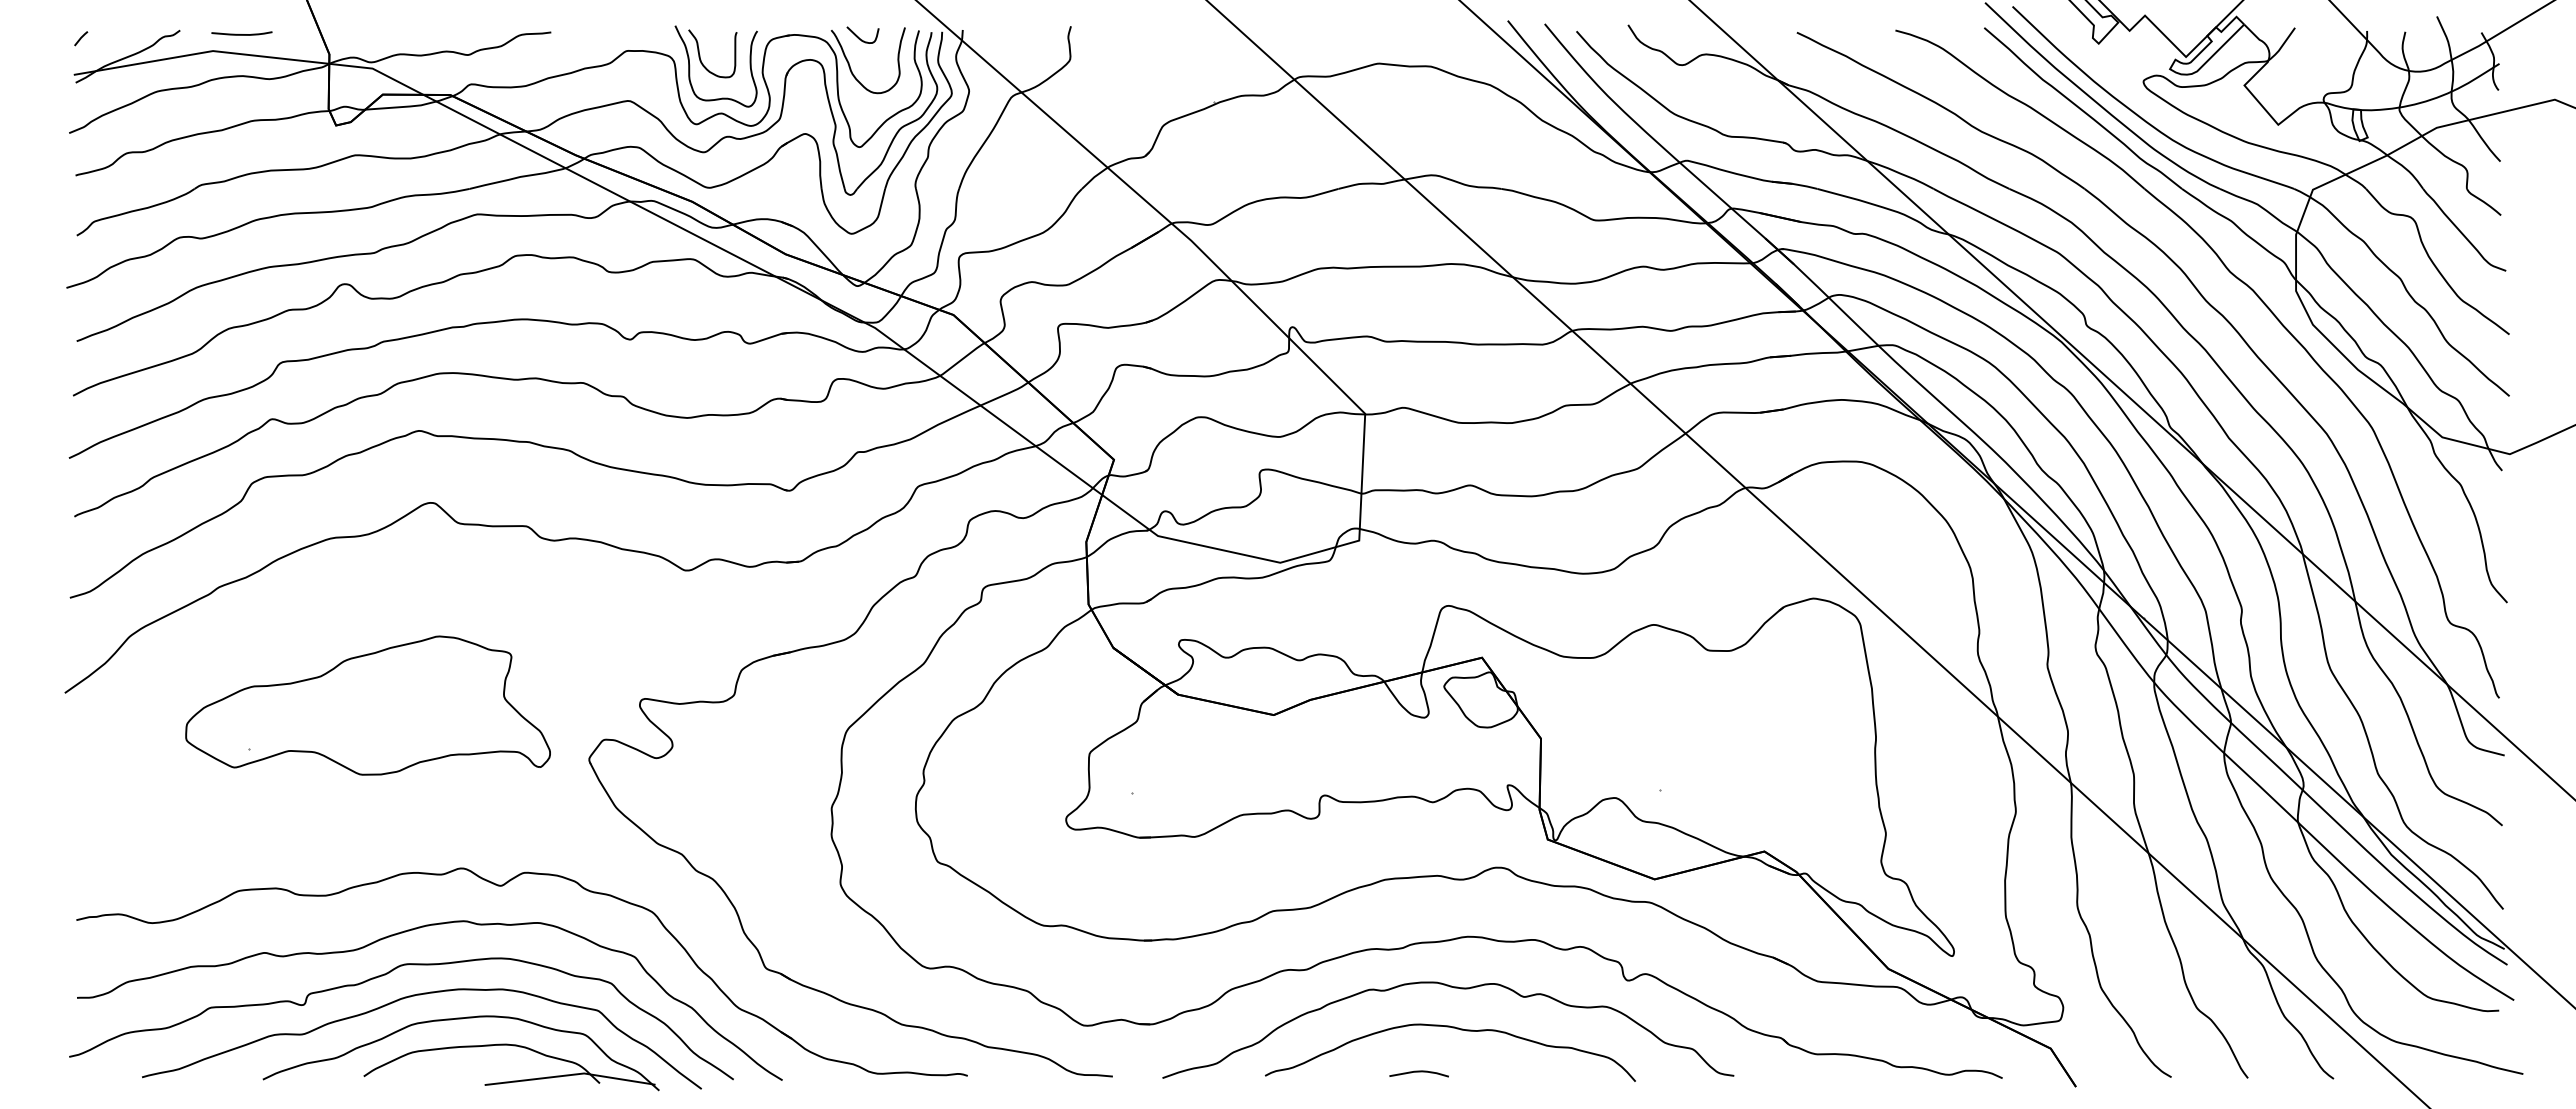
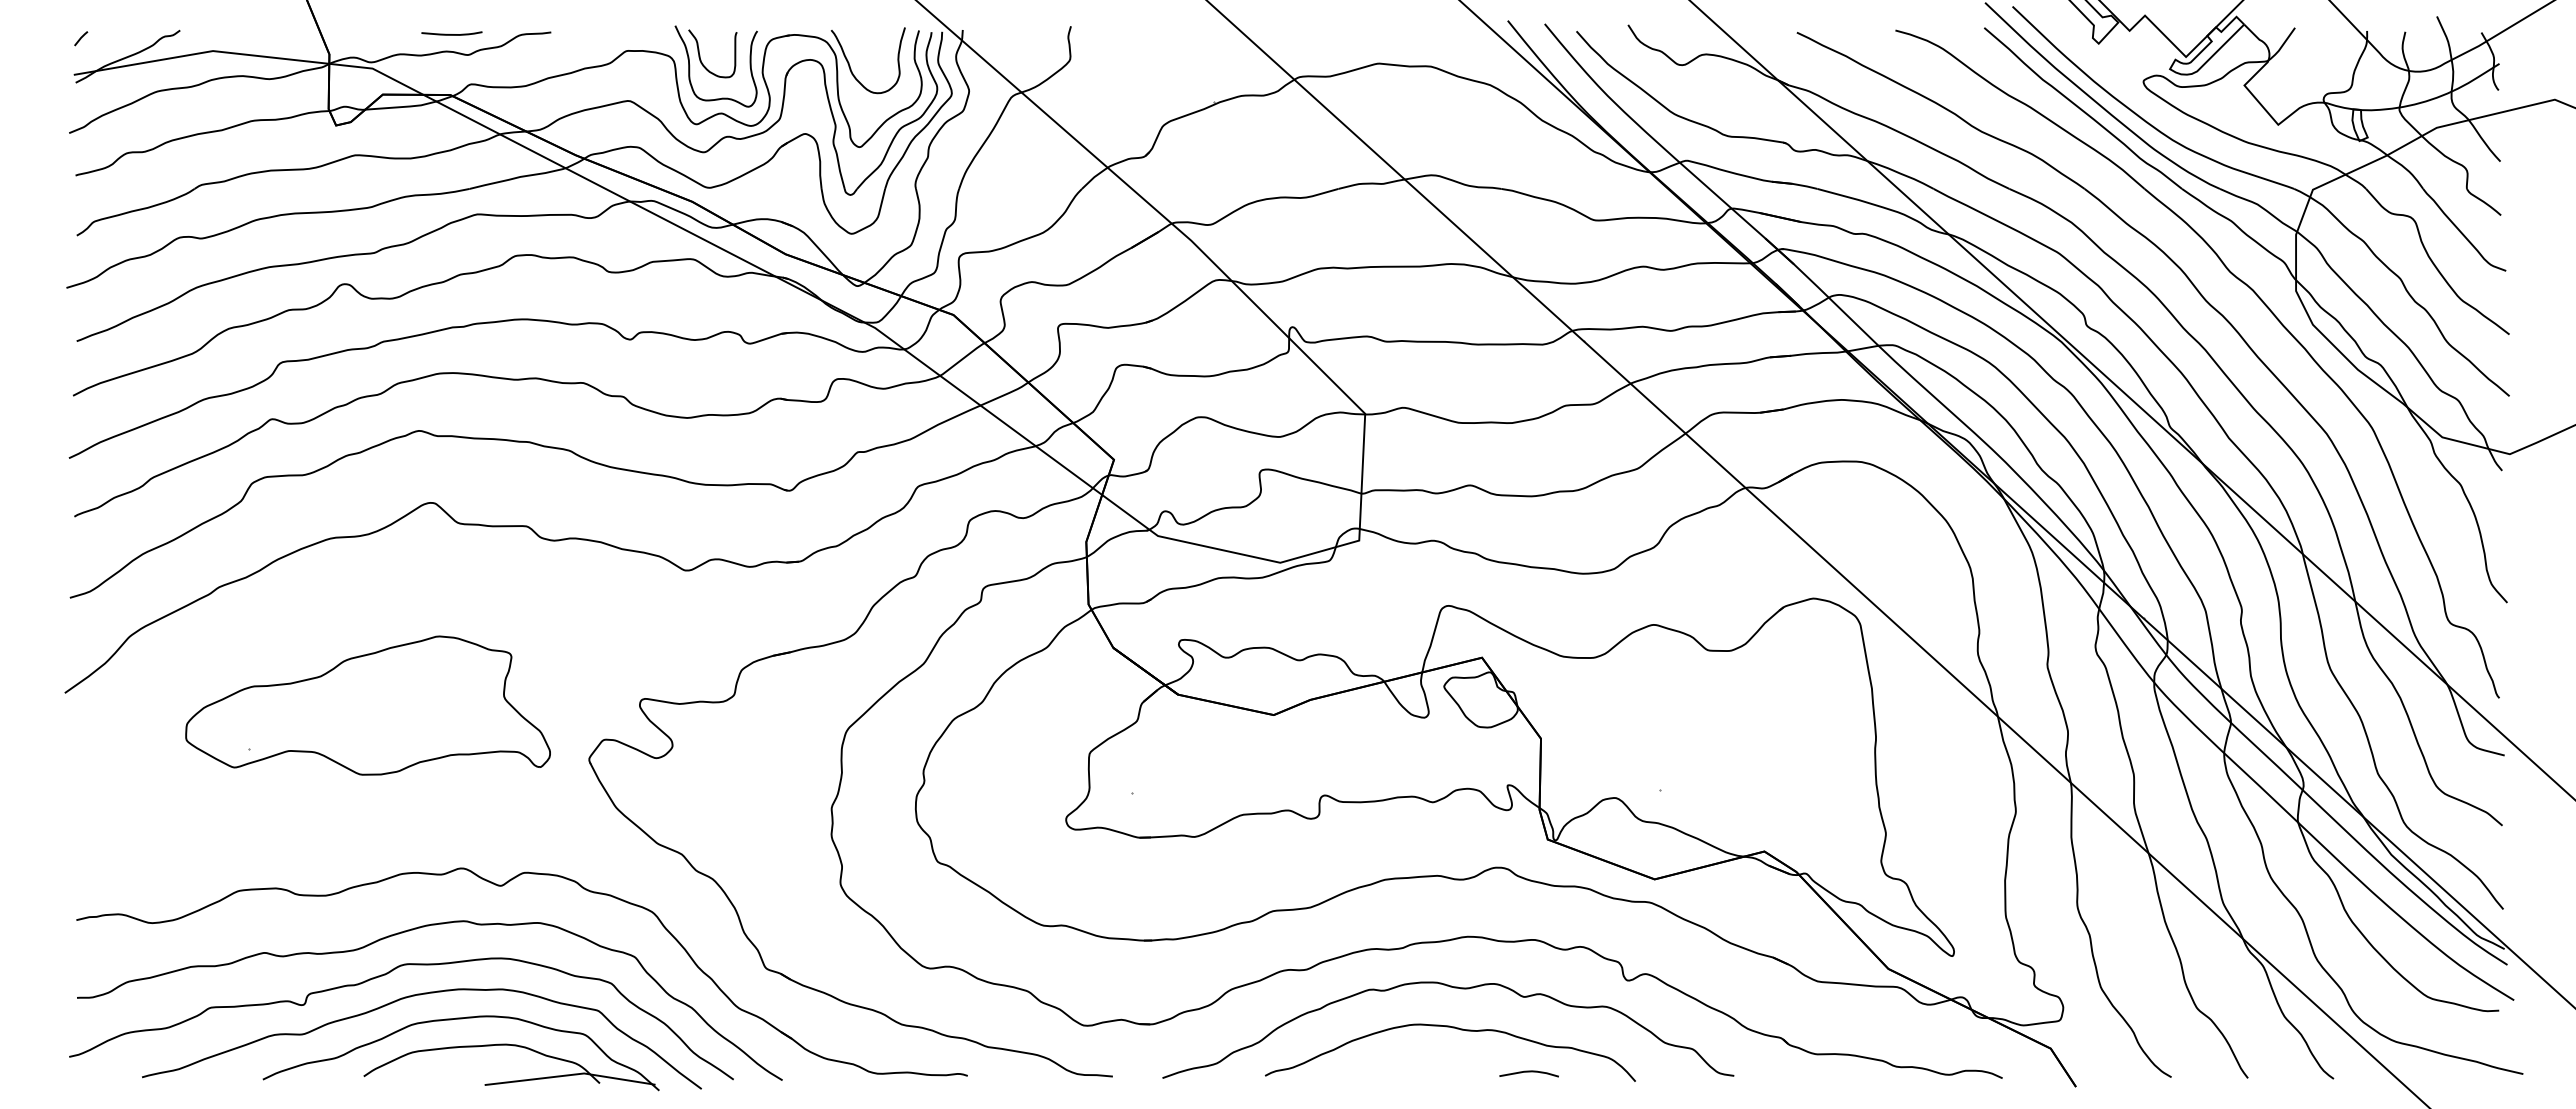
curve position: (241, 34) -> (451, 34) (451, 34)
curve: present -> none (859, 37)
curve position: (1418, 1072) -> (1528, 1072) (1528, 1072)
